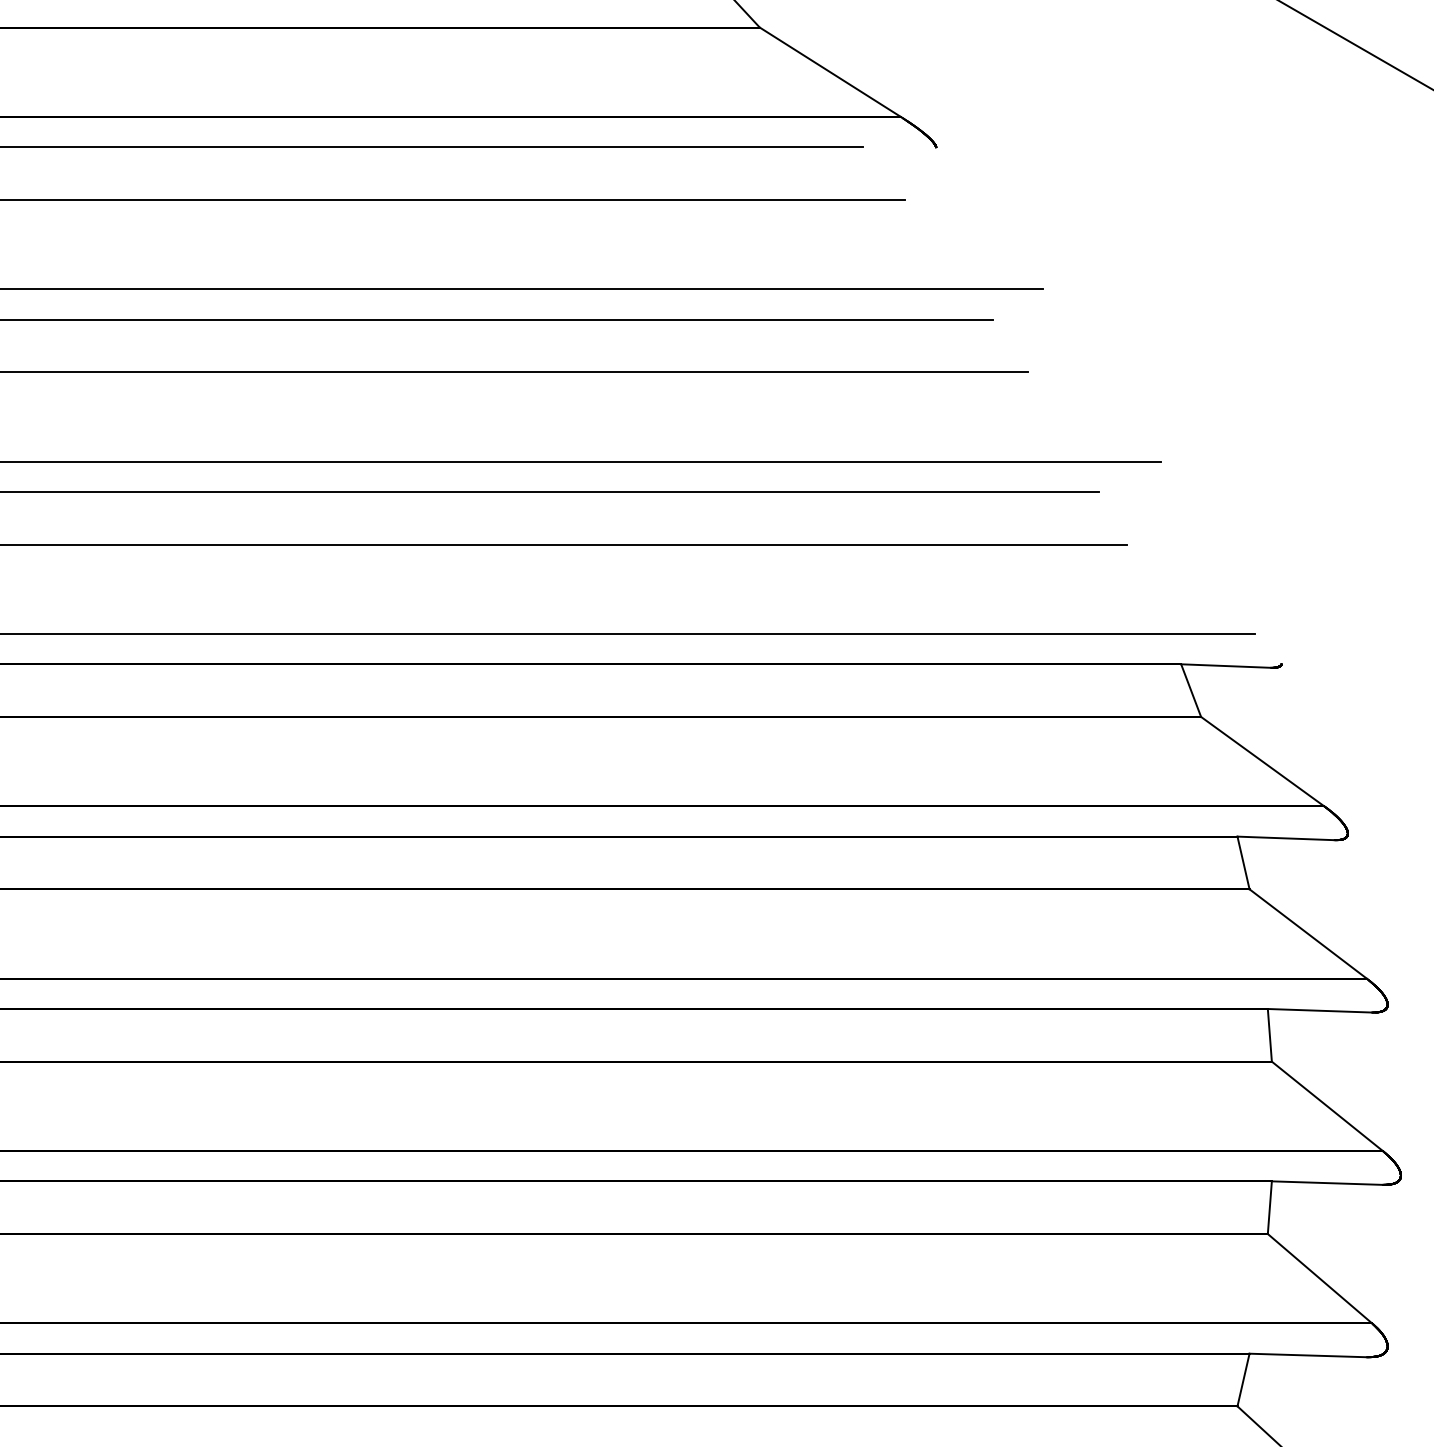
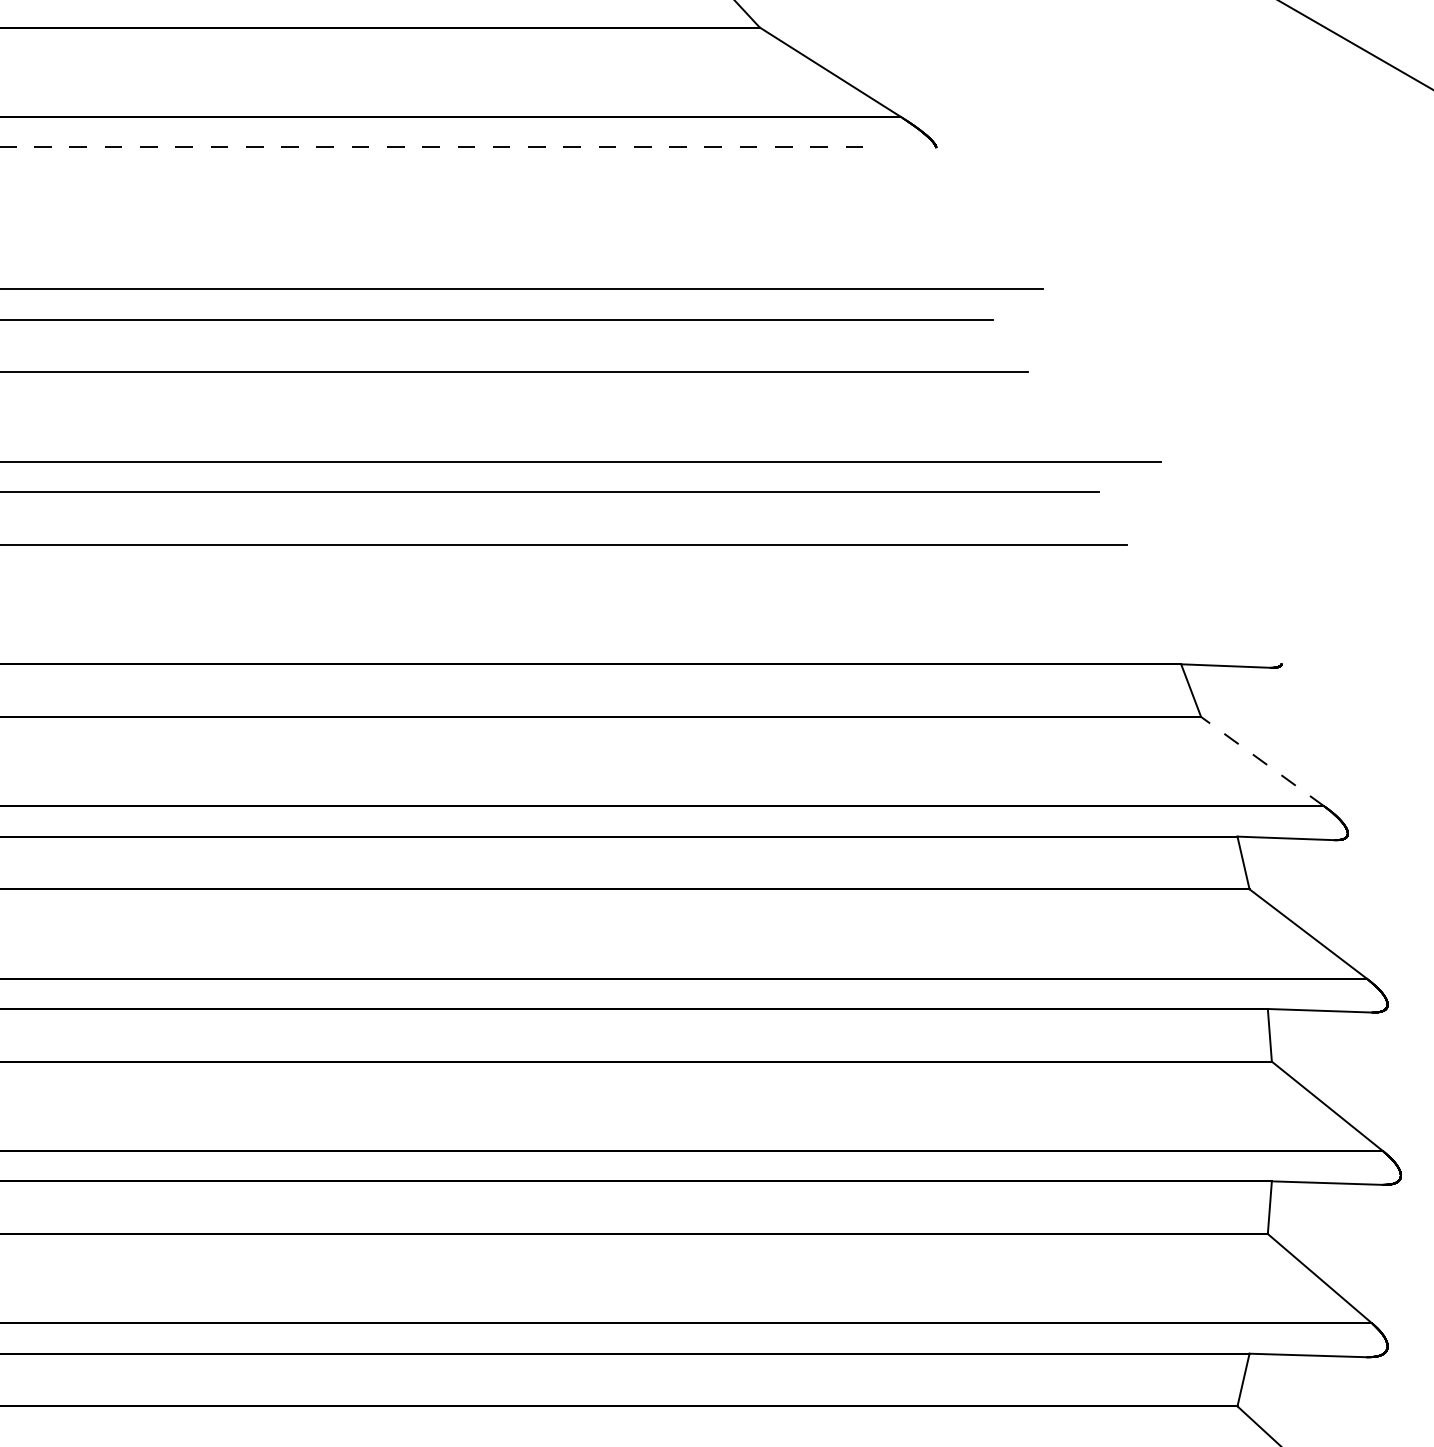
line: solid -> dashed (431, 147)
line: present -> none (453, 199)
line: present -> none (628, 633)
line: solid -> dashed (1262, 761)
